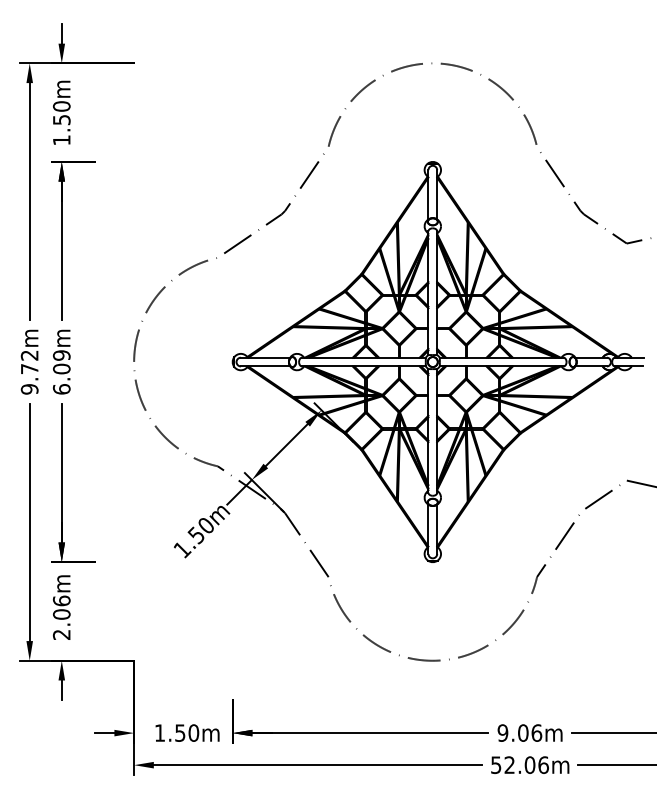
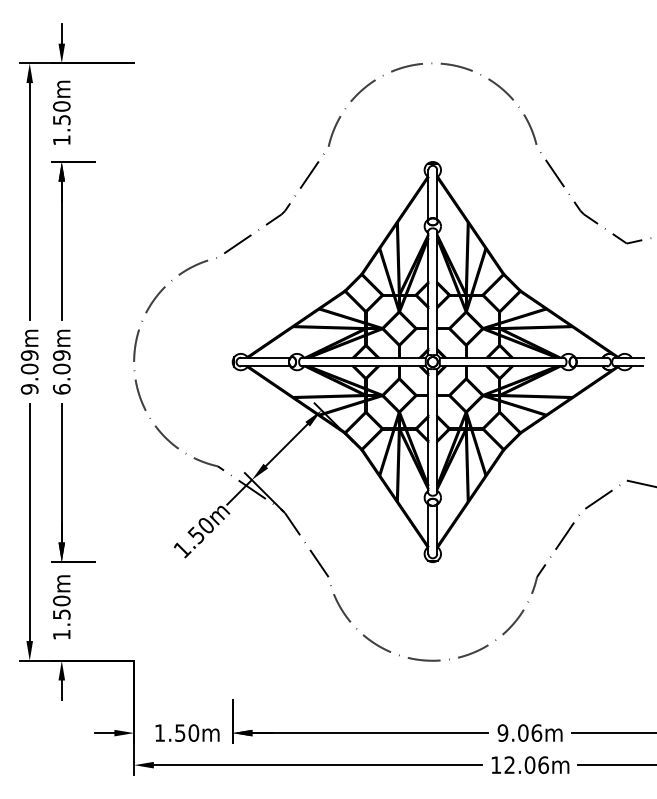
text: 9.72m -> 9.09m (29, 362)
text: 2.06m -> 1.50m (61, 617)
text: 52.06m -> 12.06m (496, 765)
